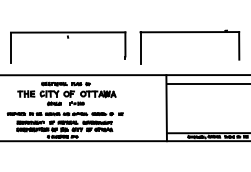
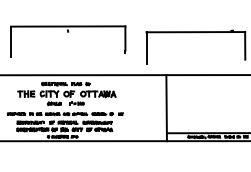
part position: (189, 33) -> (195, 33) (195, 33)
part position: (68, 38) -> (68, 32) (68, 32)
line: present -> none (206, 83)
